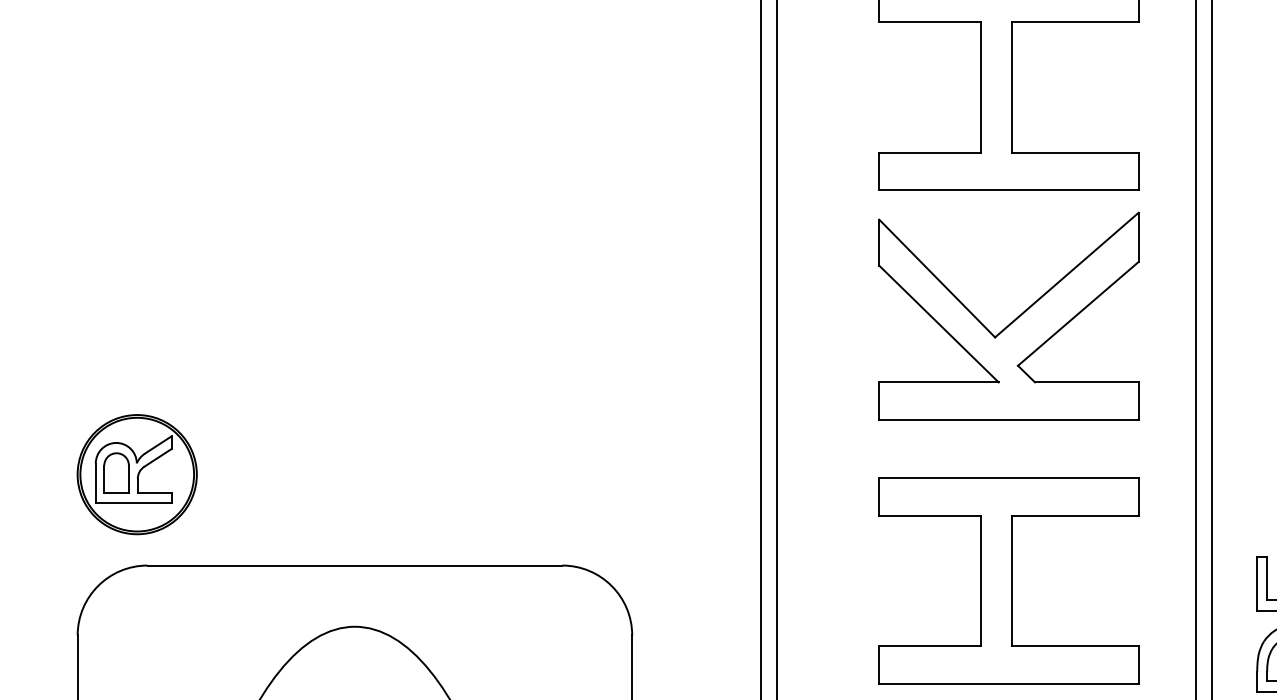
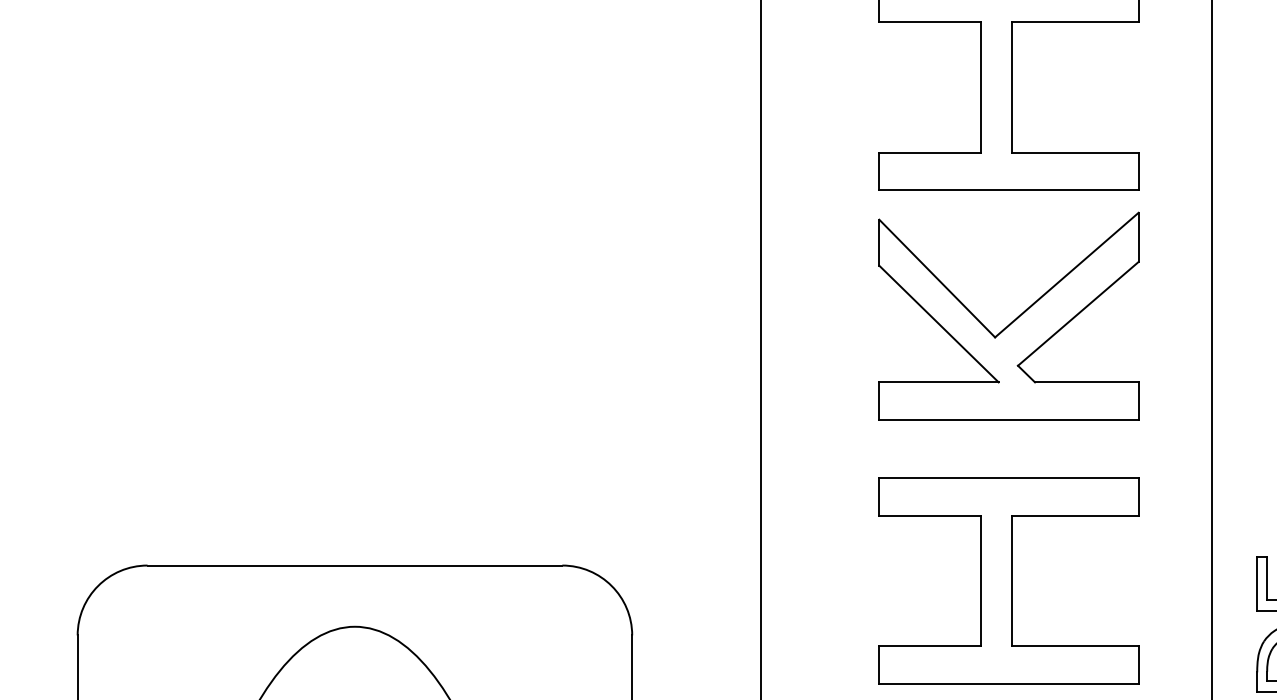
line: present -> none (776, 349)
line: present -> none (1196, 349)
part: present -> none (136, 474)
